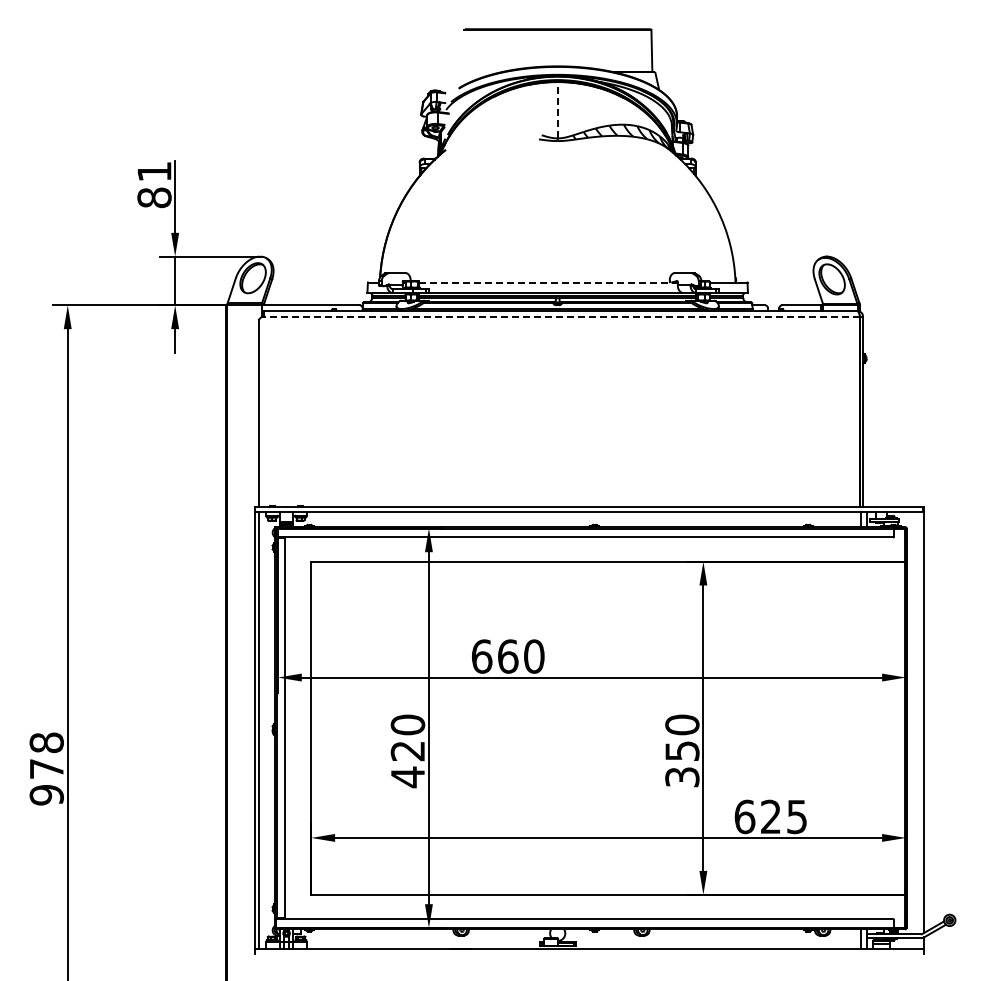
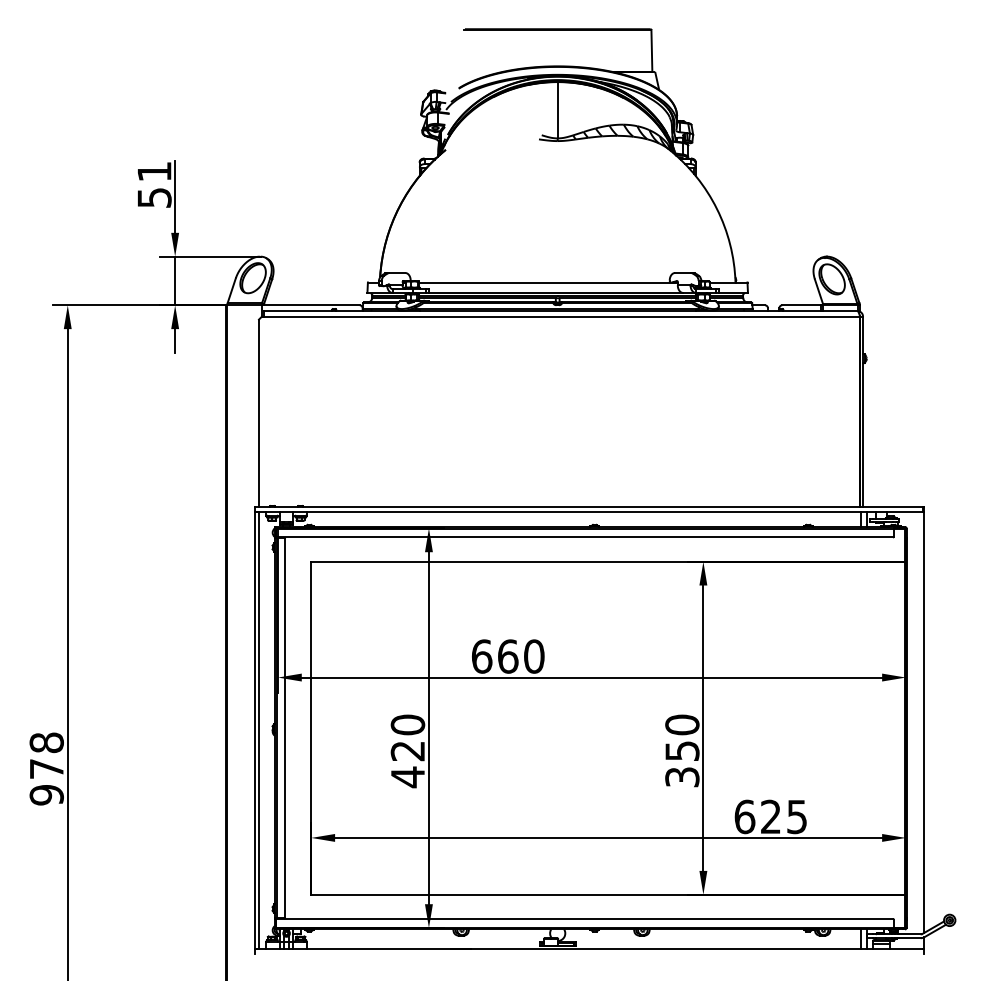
line: dashed -> solid (557, 109)
text: 81 -> 51 (154, 197)
line: dashed -> solid (548, 282)
line: dashed -> solid (561, 316)
